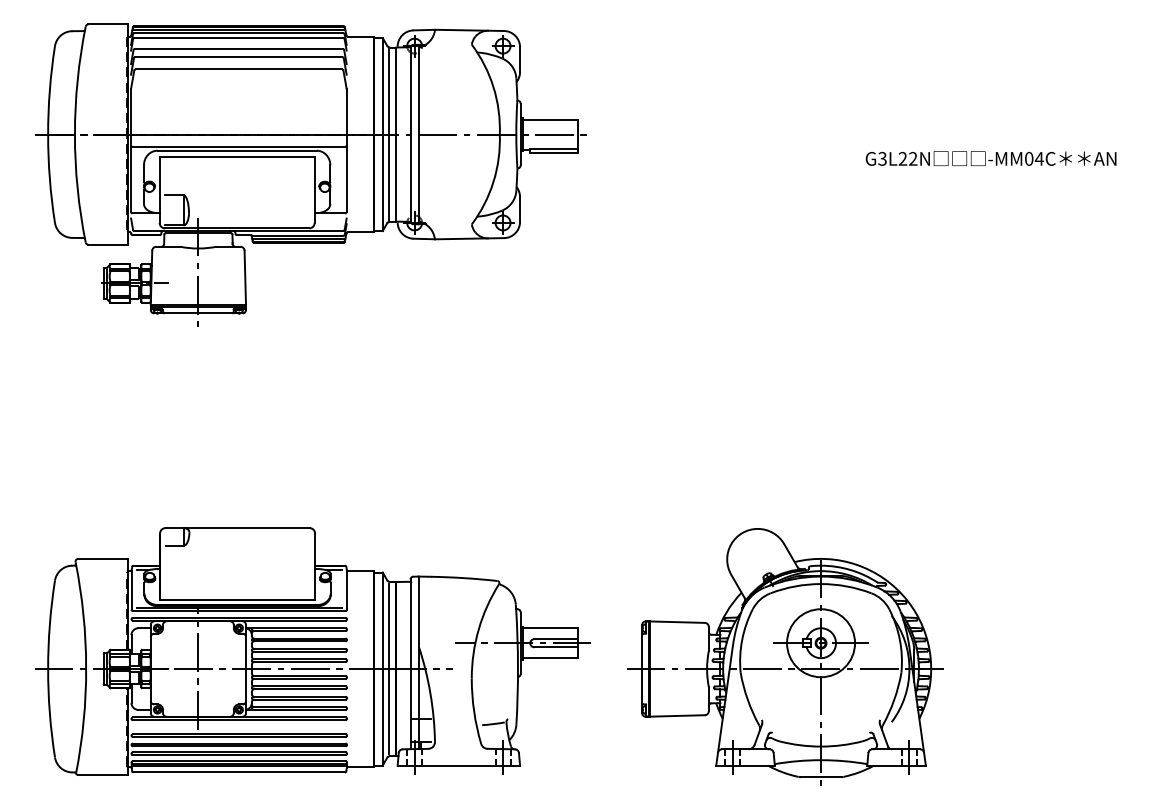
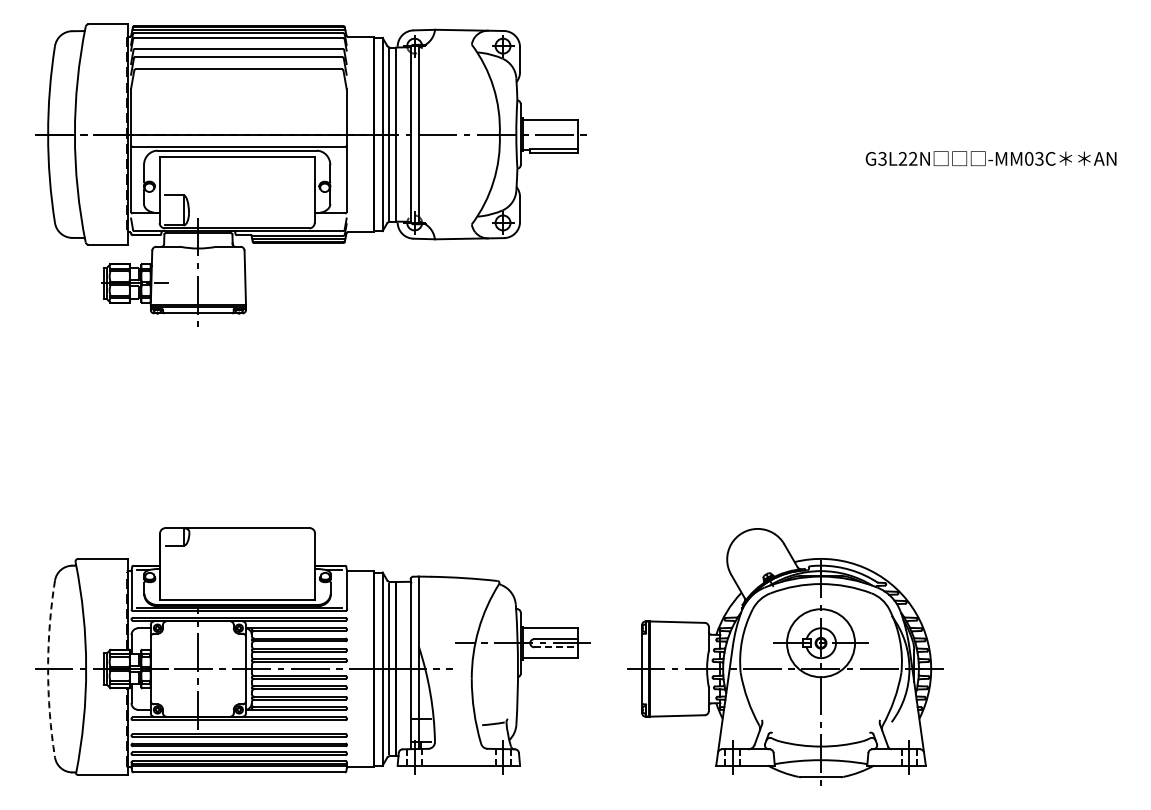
text: -MM04C -> -MM03C (1039, 158)
line: solid -> dashed (556, 647)
arc: solid -> dashed (48, 669)
